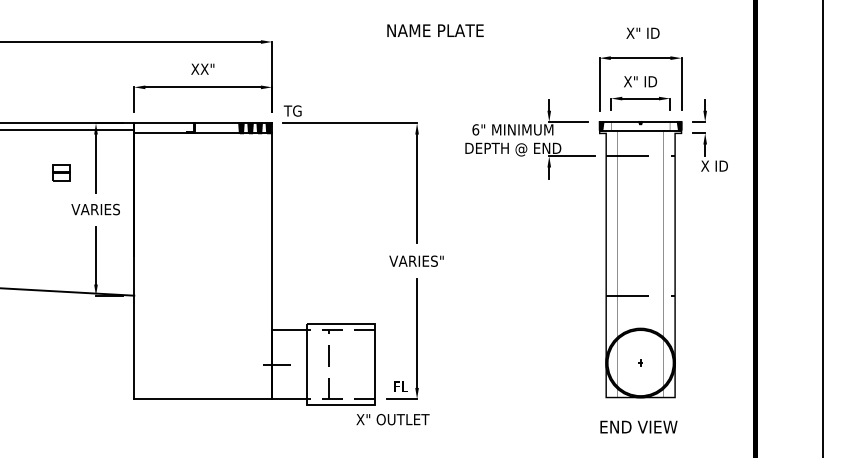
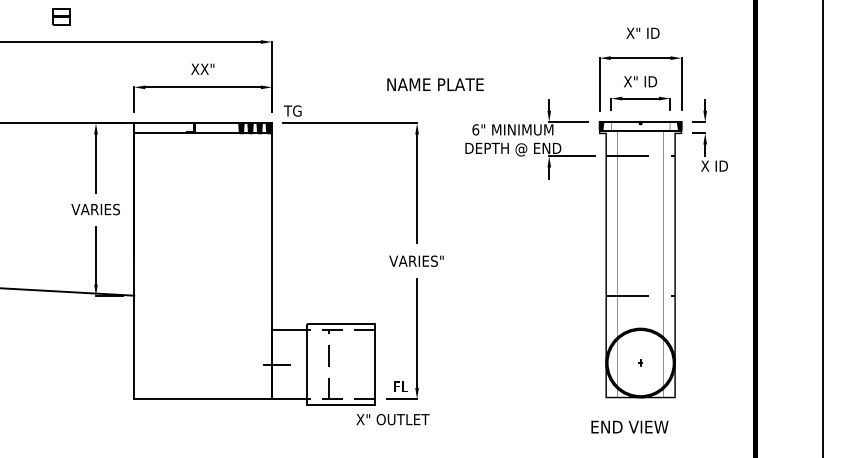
text position: (435, 30) -> (435, 84) (435, 84)
line: present -> none (68, 130)
part position: (61, 172) -> (61, 16) (61, 16)
text position: (638, 426) -> (629, 426) (629, 426)
